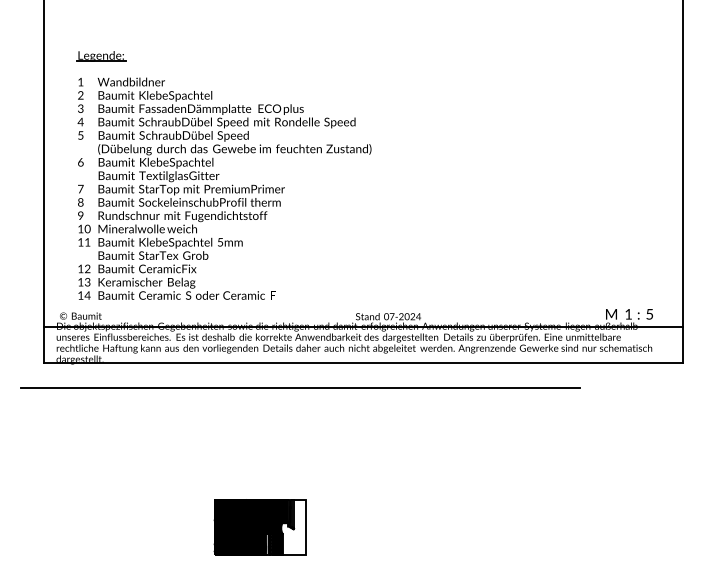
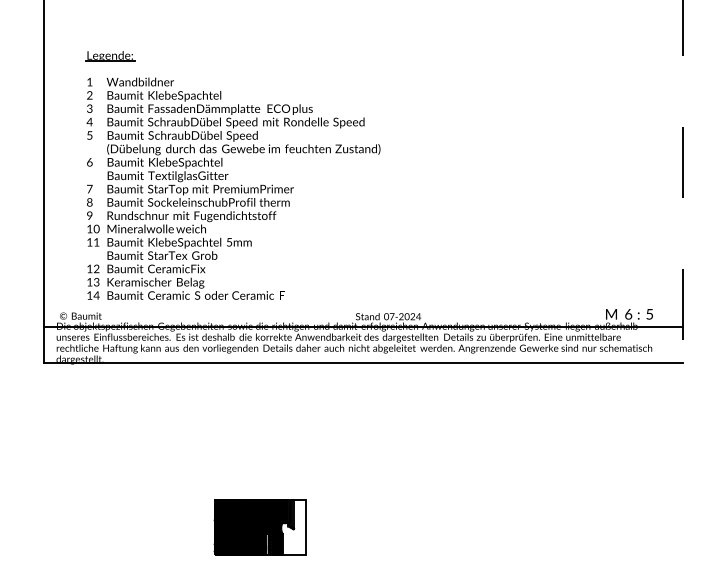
part position: (223, 175) -> (232, 175) (232, 175)
line: solid -> dashed (682, 182)
text: 1 -> 6 (628, 314)
line: present -> none (300, 388)
